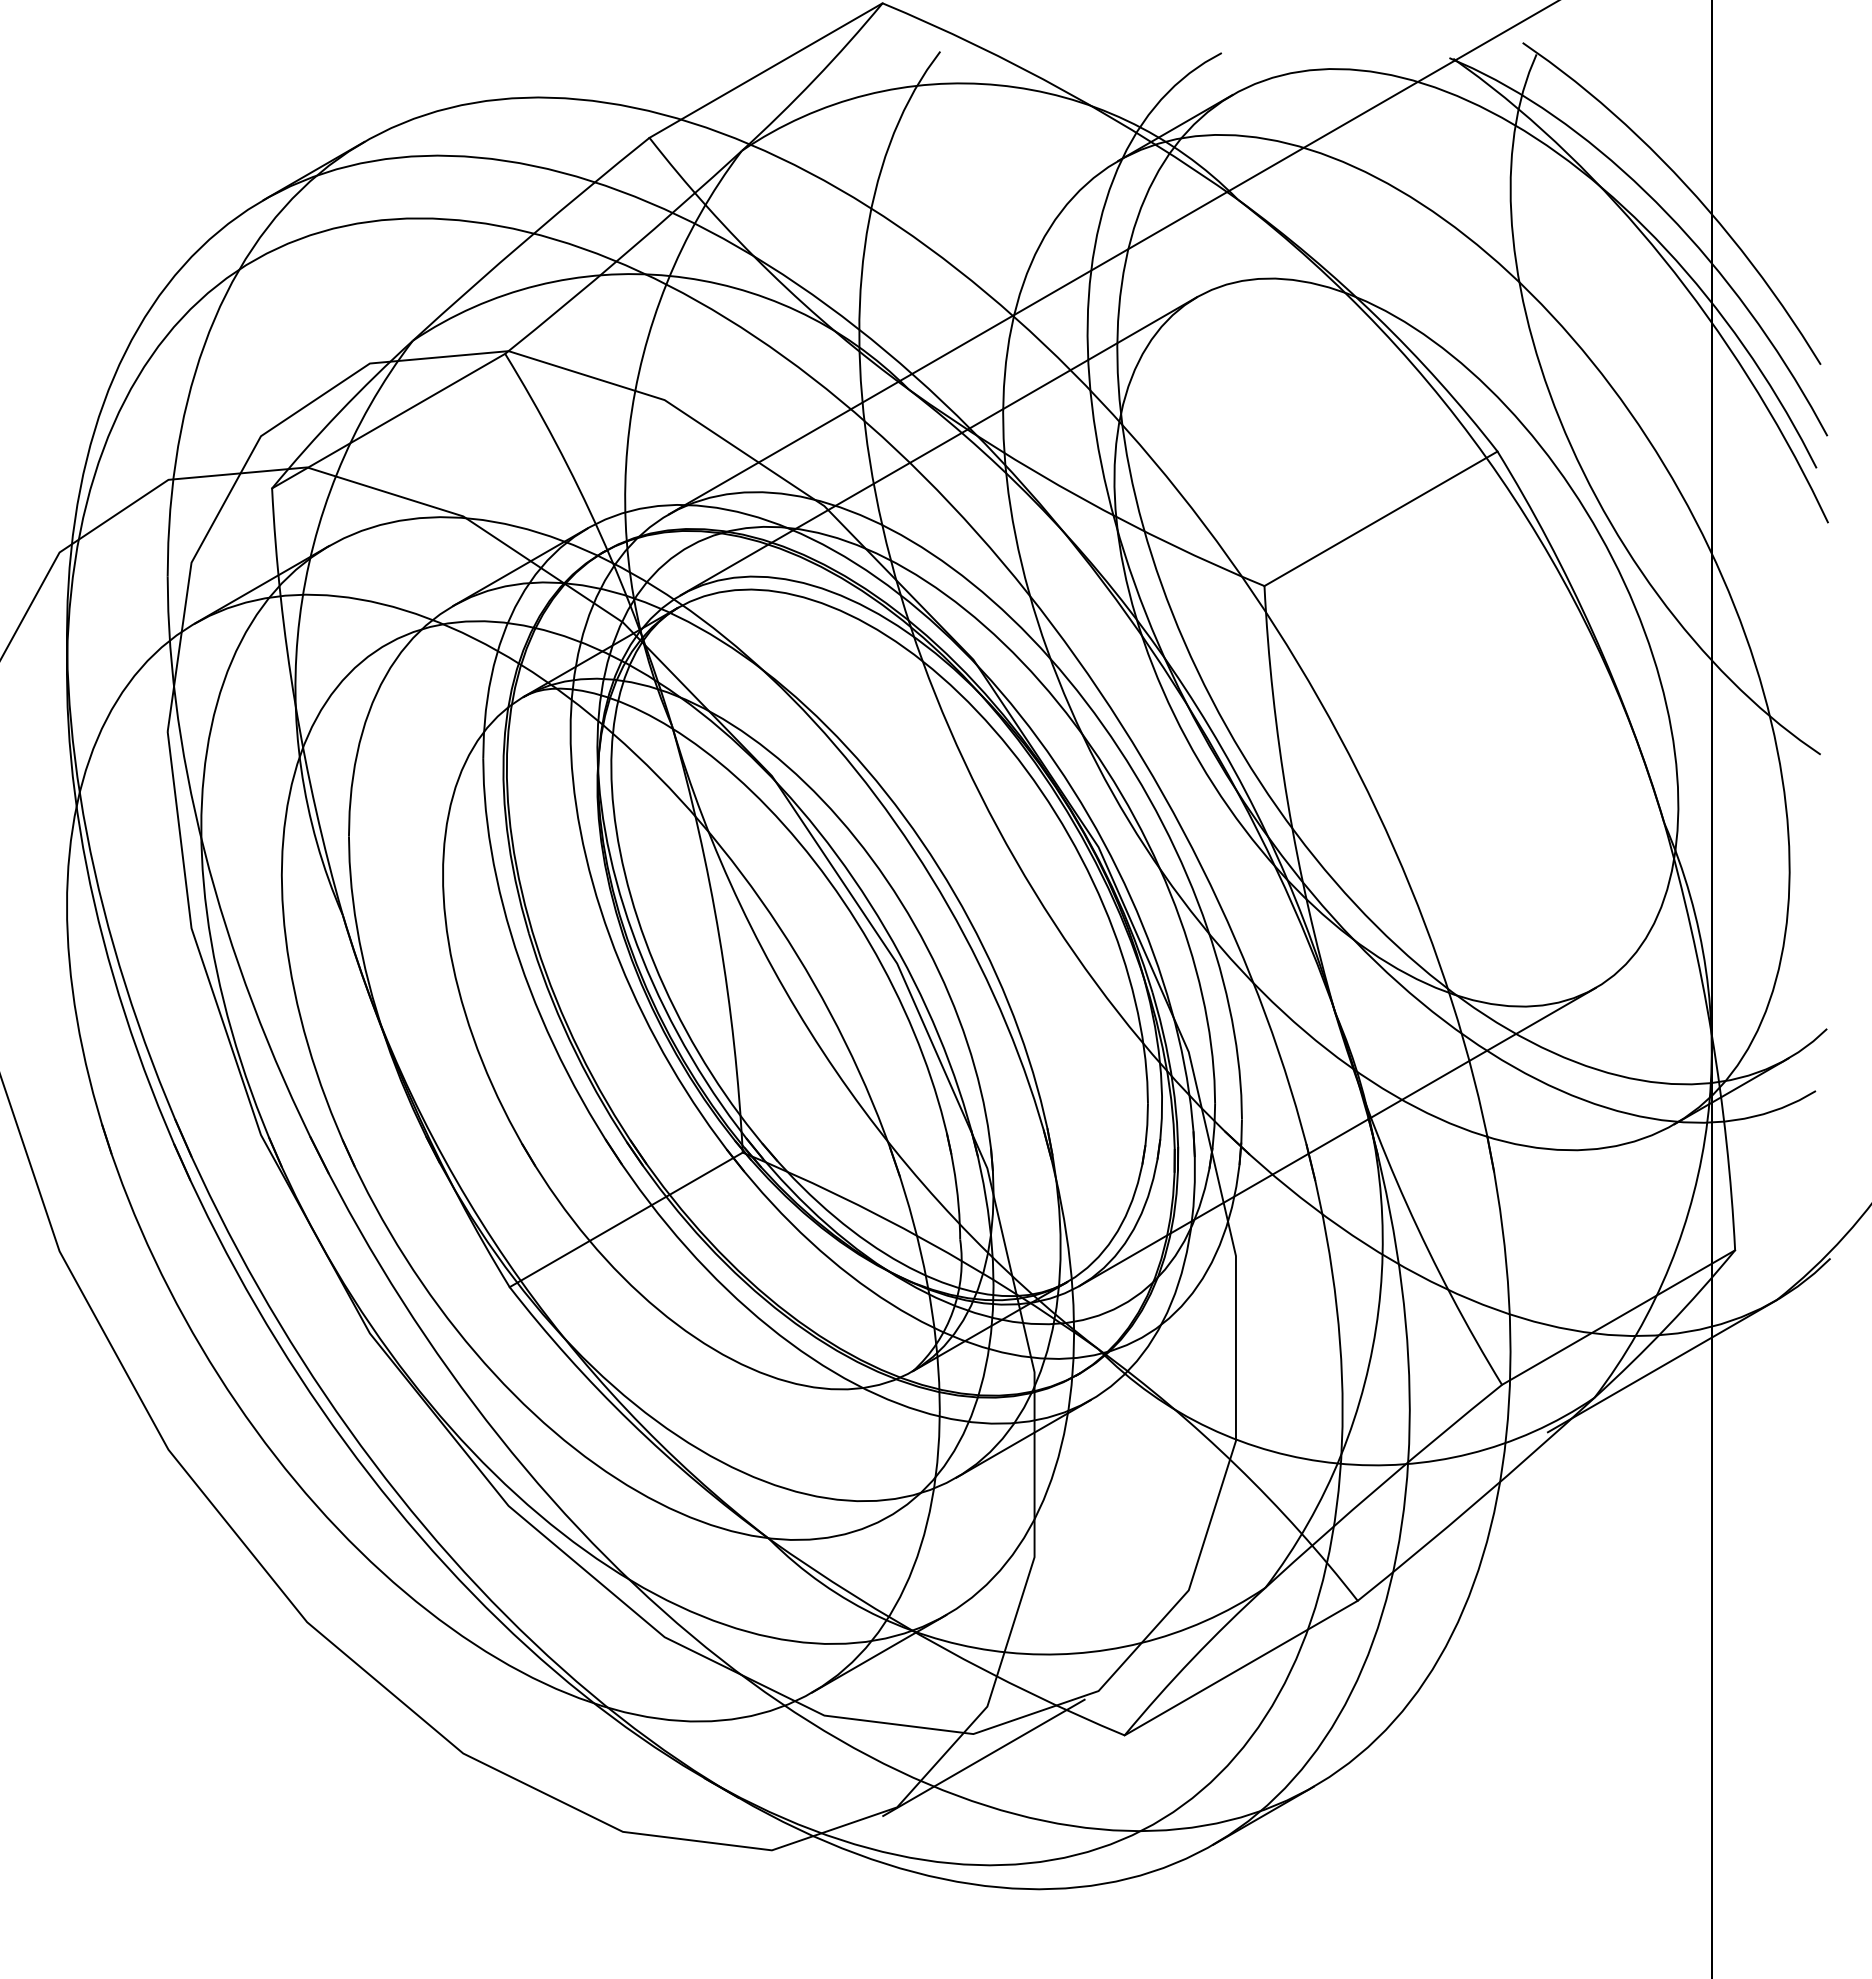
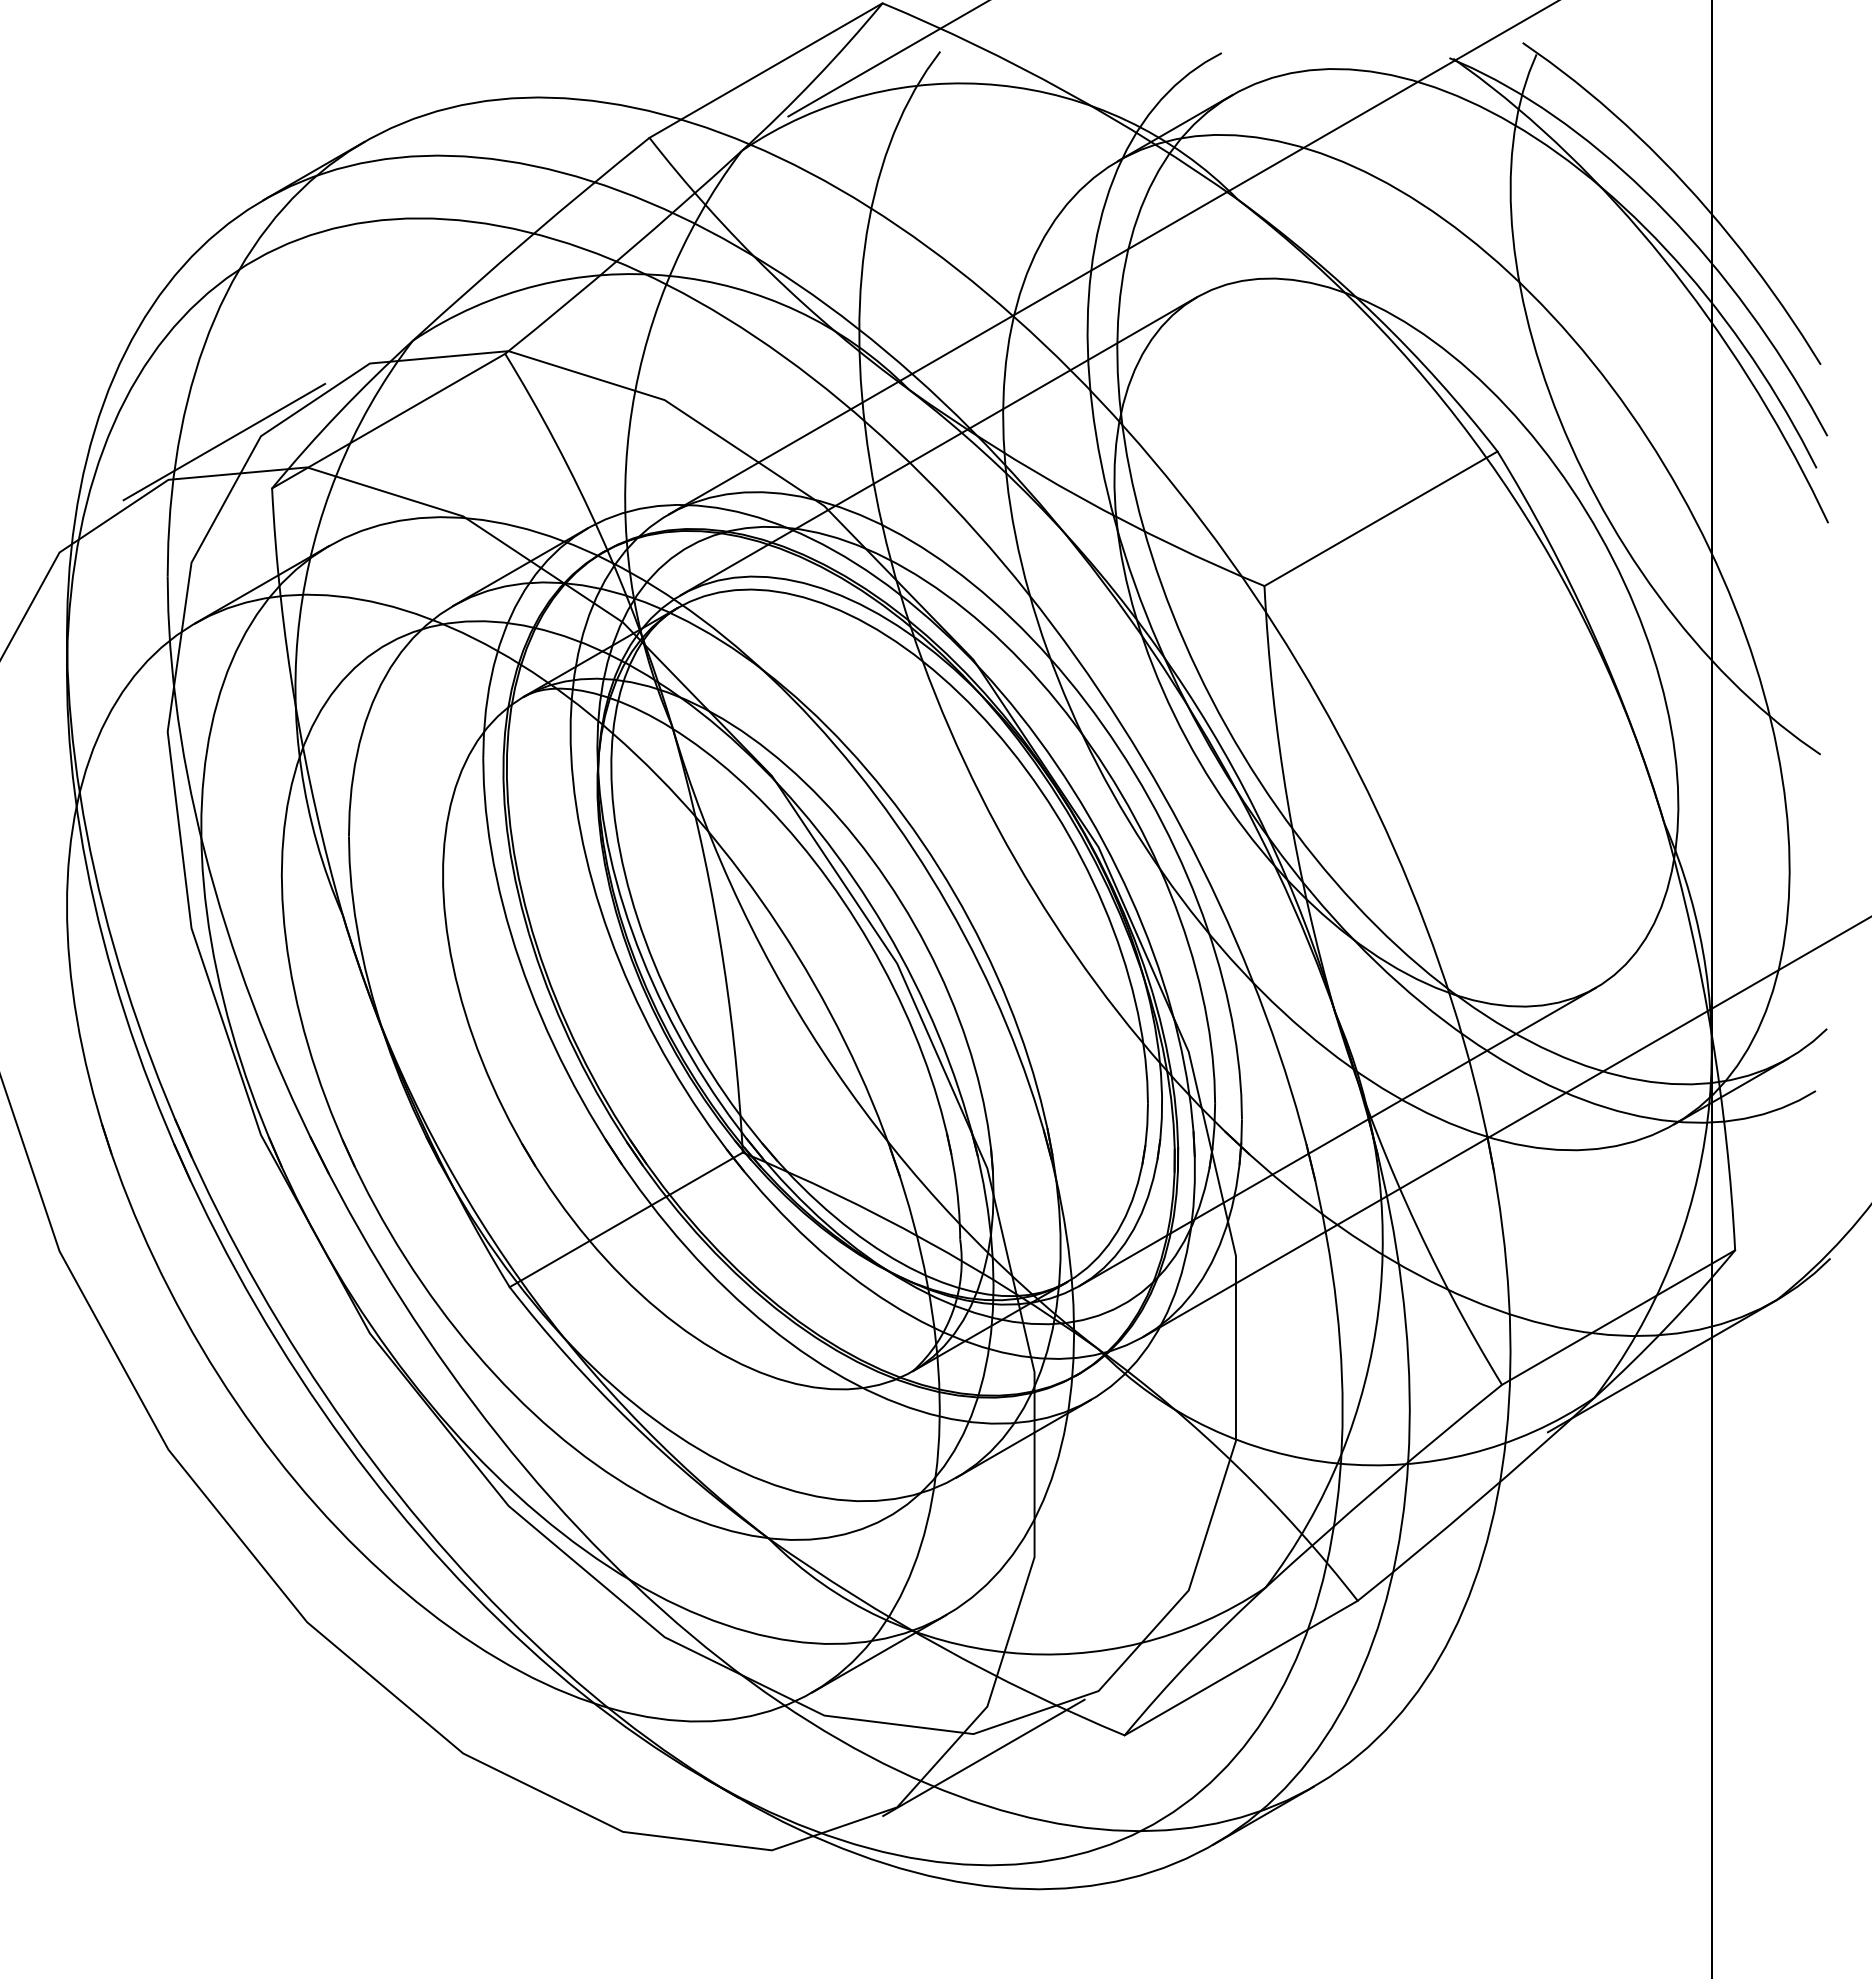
line: none -> present (887, 59)
line: none -> present (224, 441)
line: none -> present (1505, 1127)
